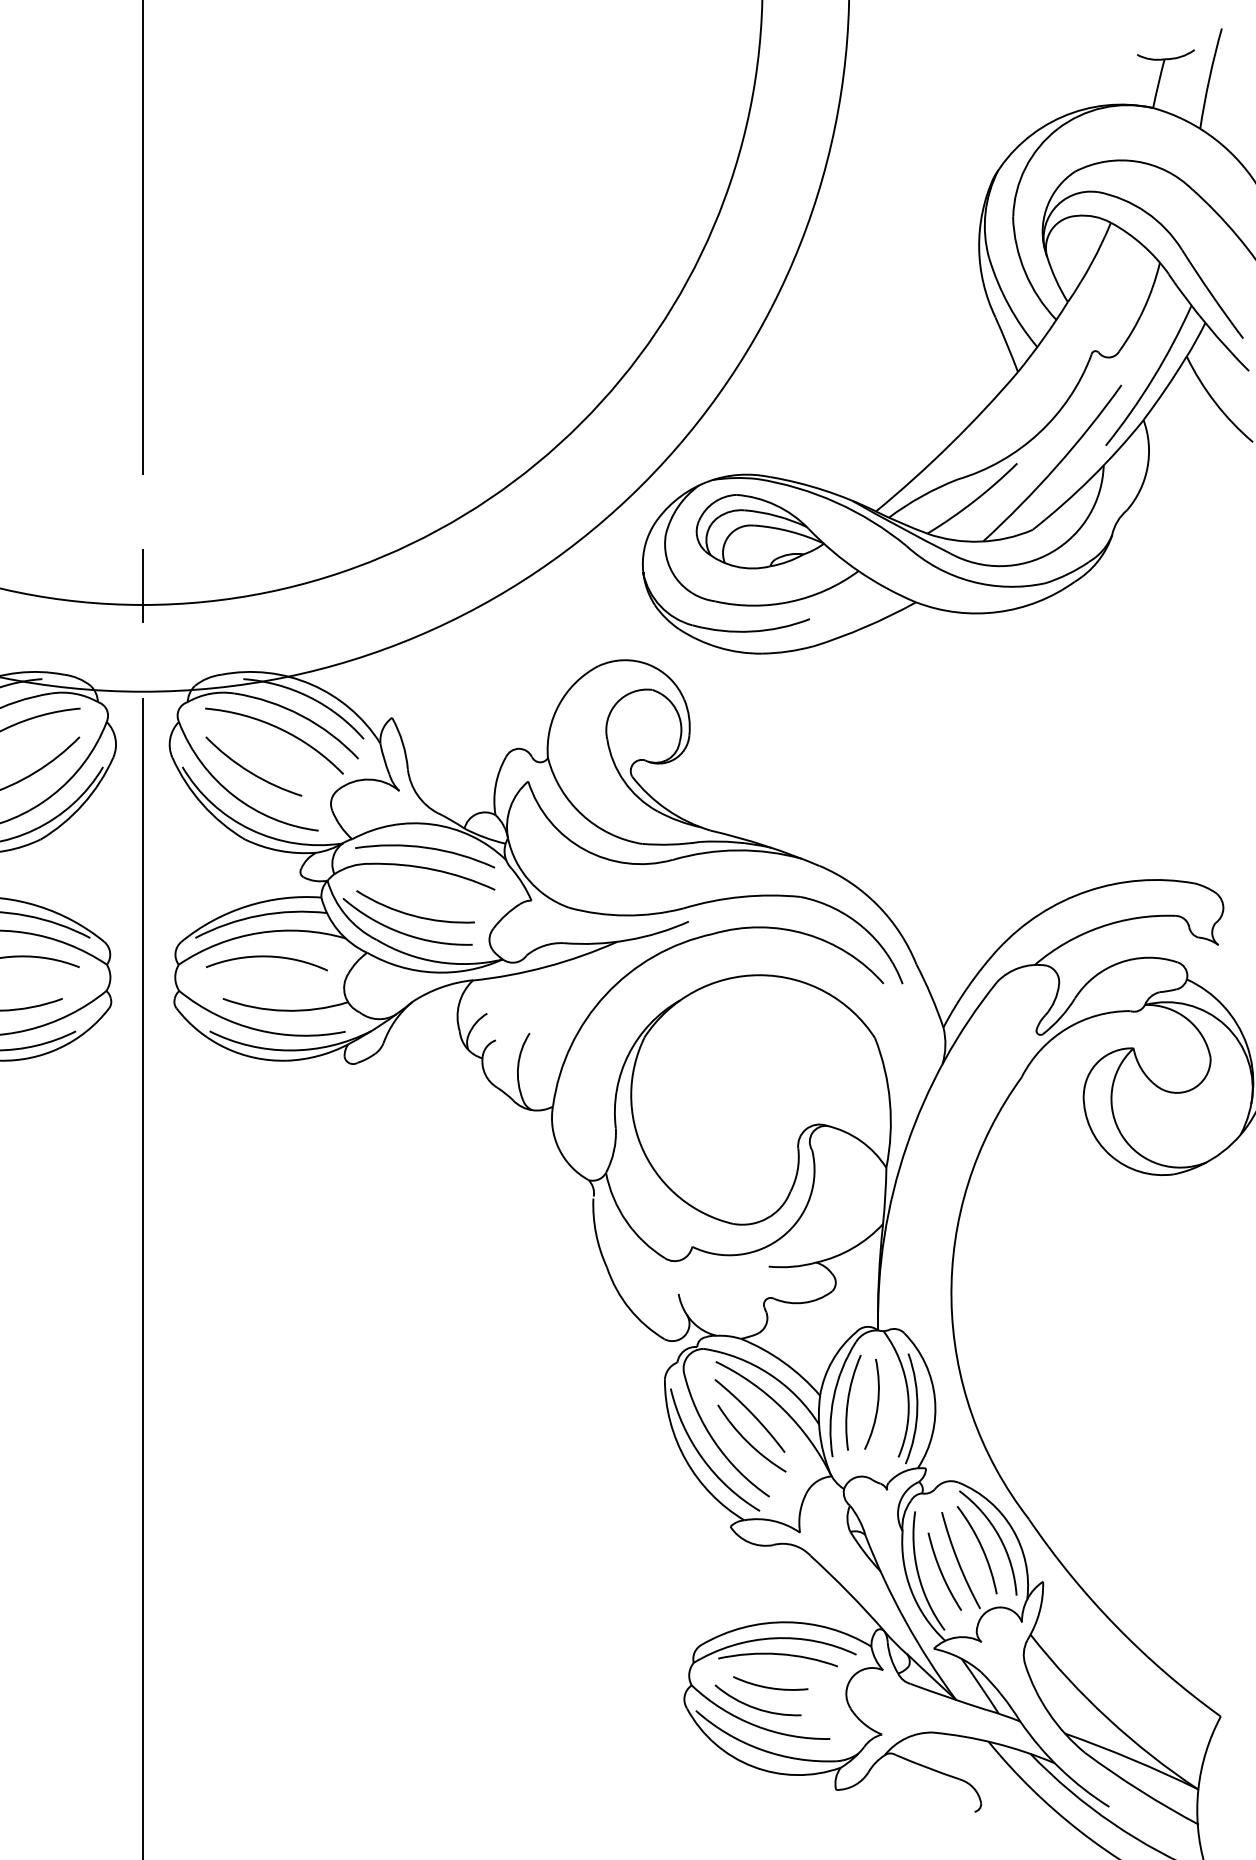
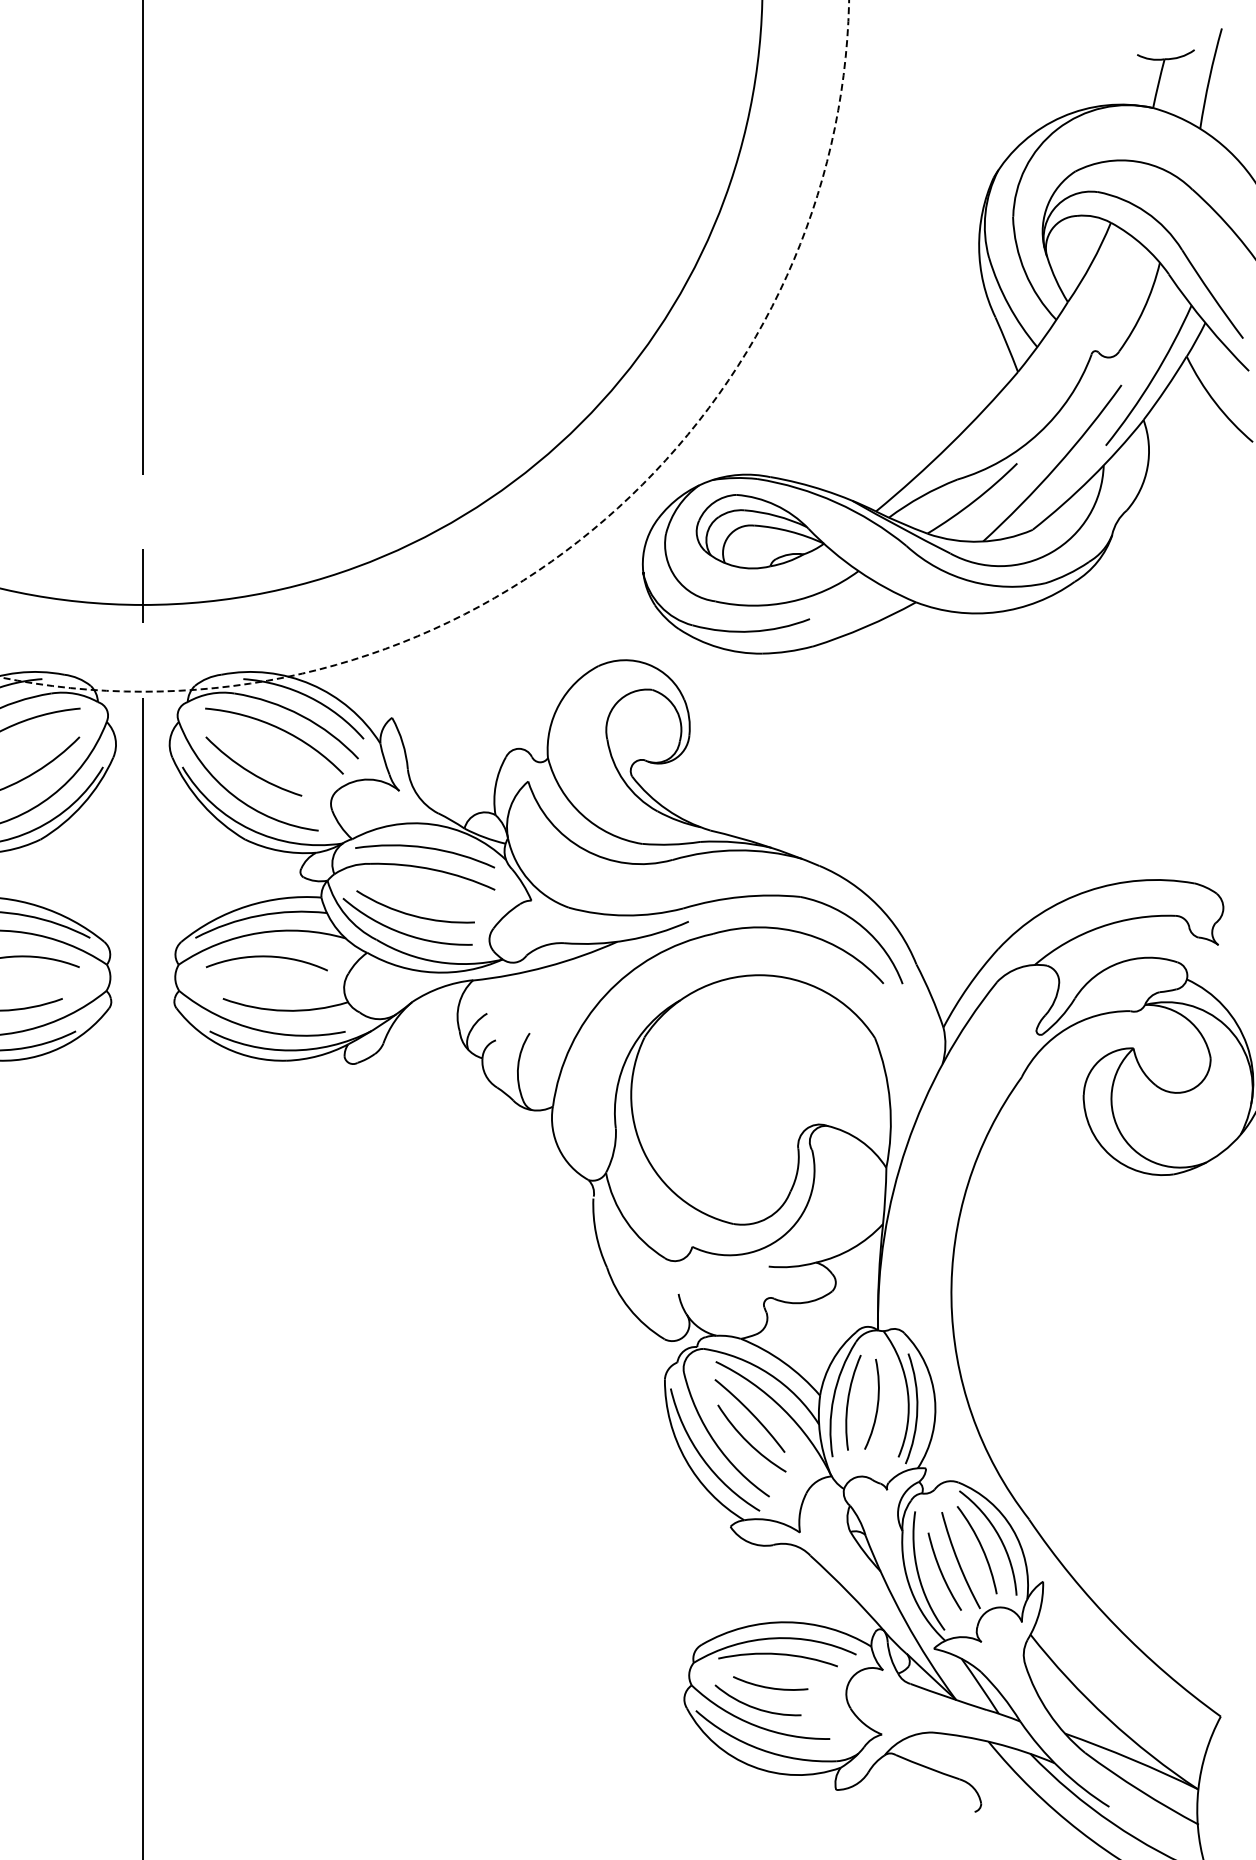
circle: solid -> dashed (424, 345)
